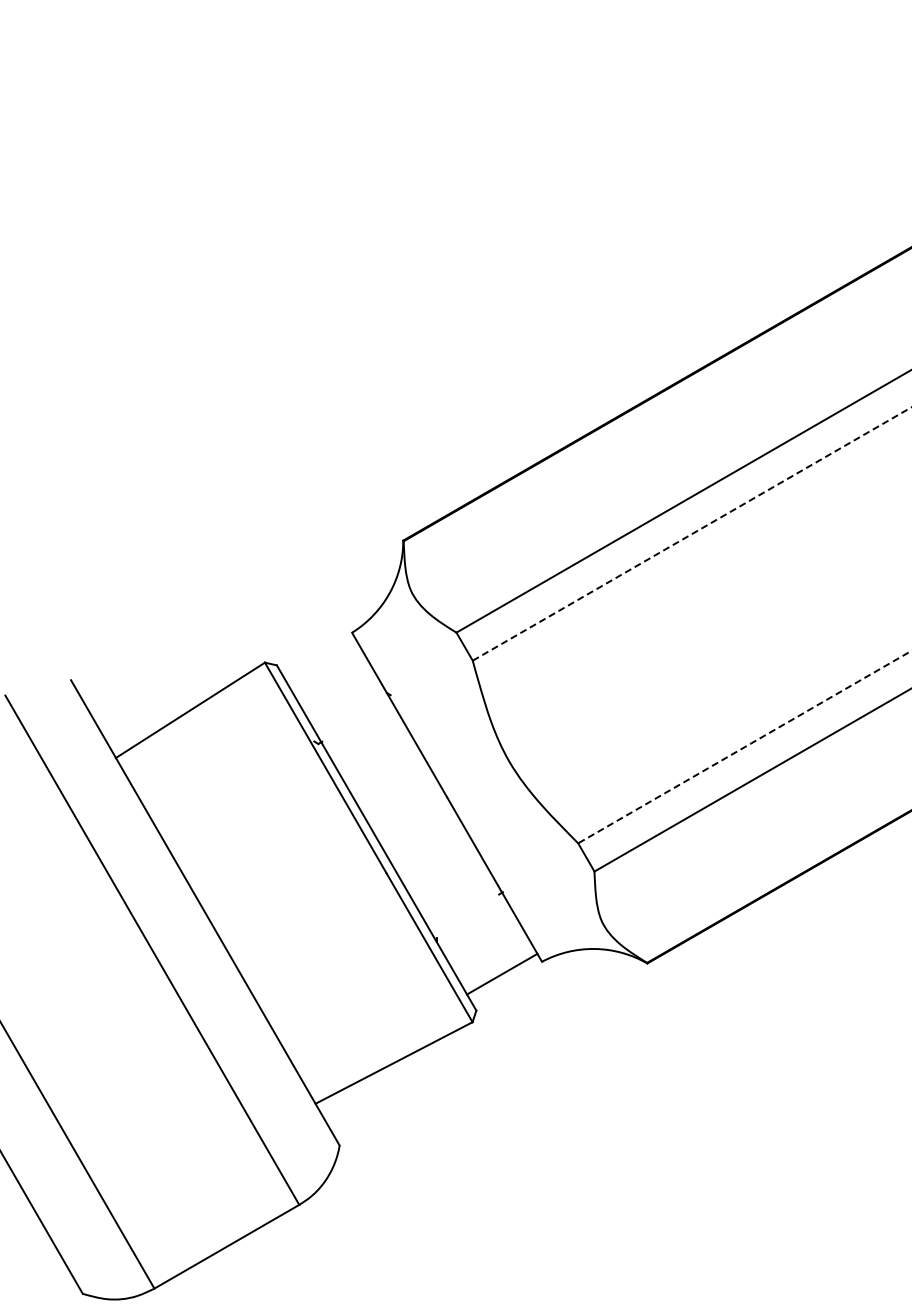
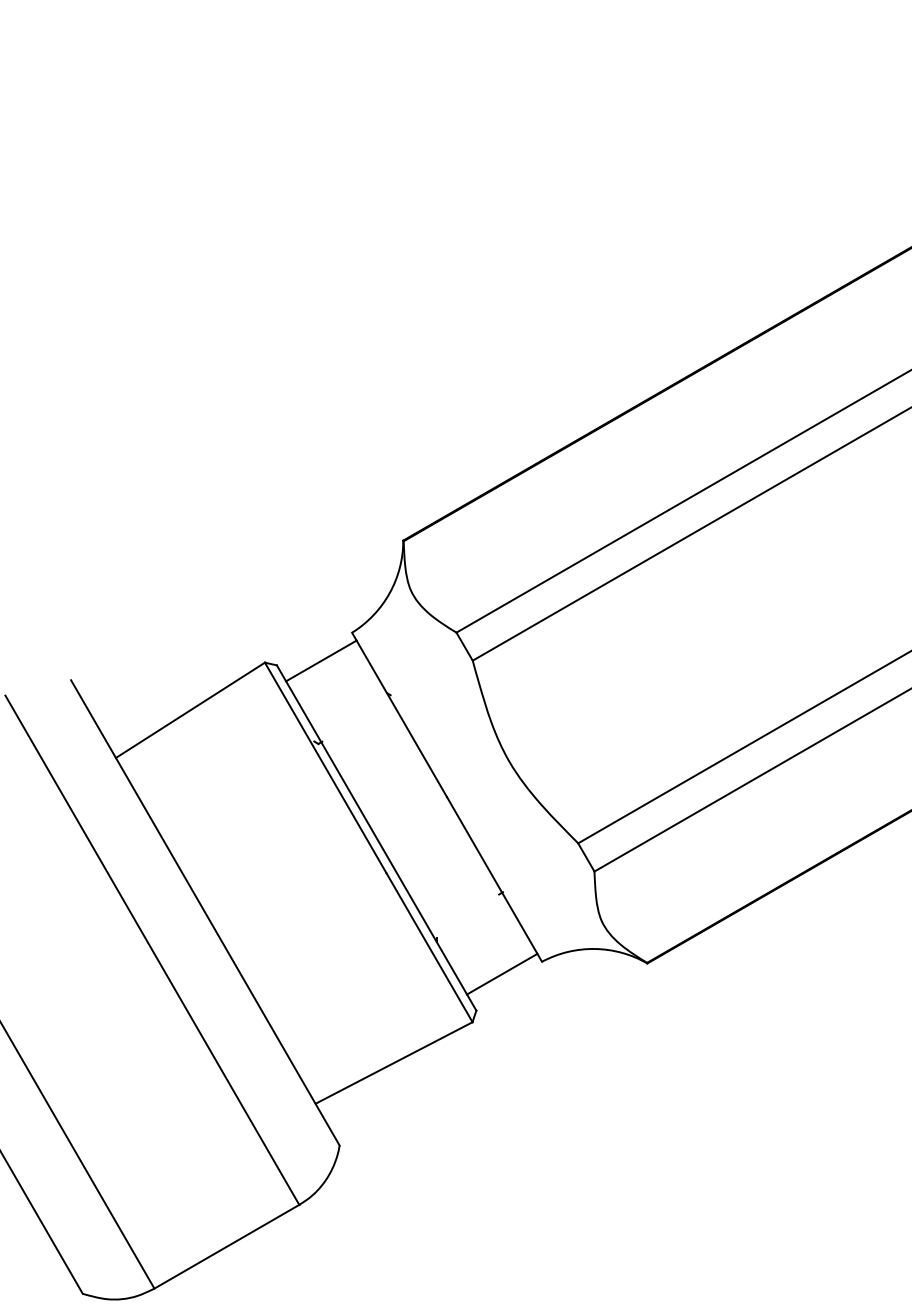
line: dashed -> solid (692, 533)
line: none -> present (321, 660)
line: dashed -> solid (744, 747)
